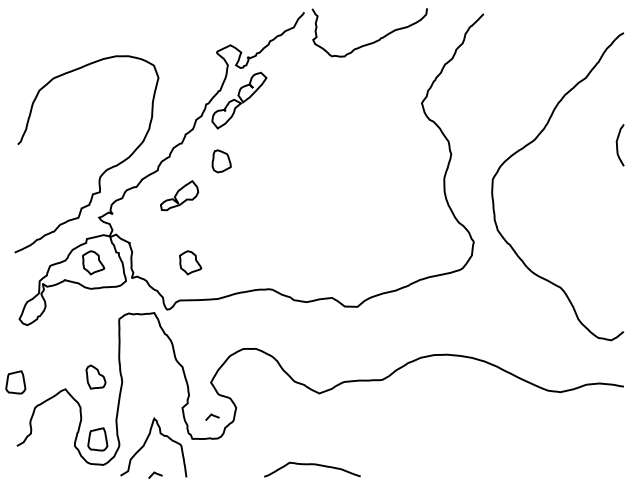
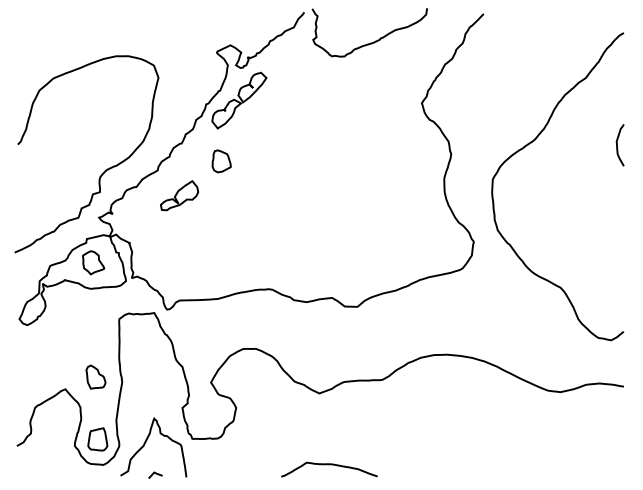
part: present -> none (190, 262)
part: present -> none (15, 382)
line: present -> none (212, 416)
curve position: (312, 465) -> (329, 465) (329, 465)
